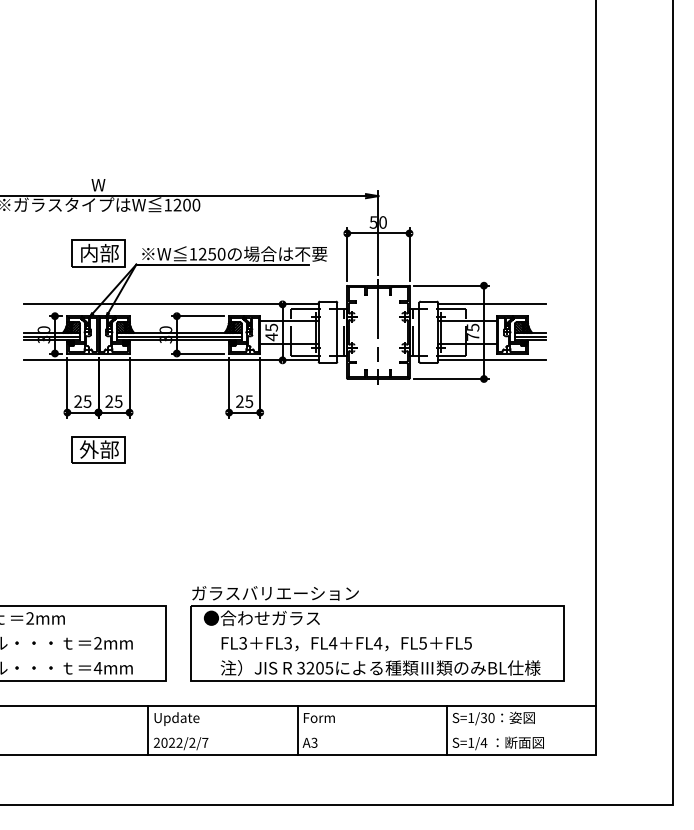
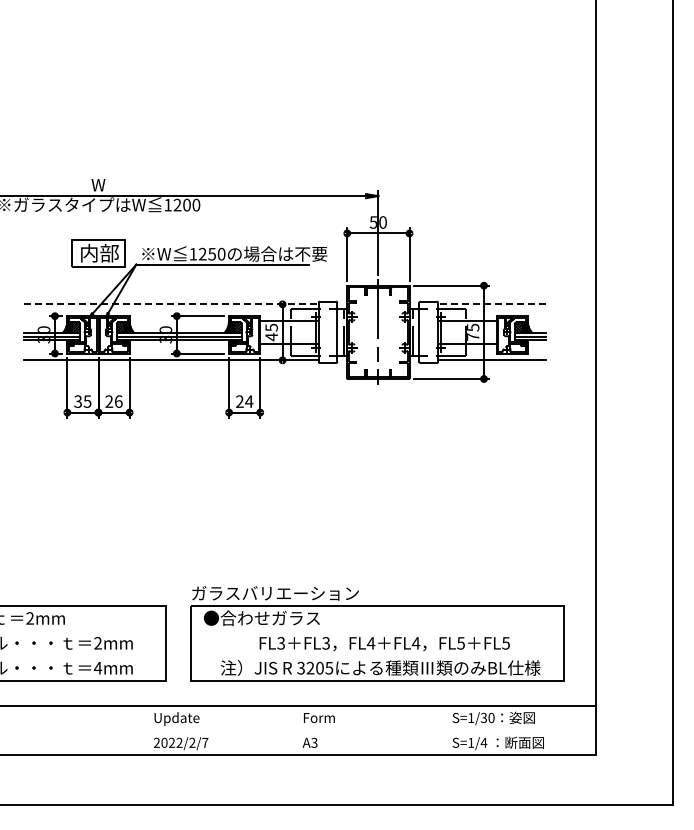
line: solid -> dashed (171, 304)
line: solid -> dashed (491, 304)
text: 25 -> 35 (77, 401)
text: 25 -> 26 (118, 401)
text: 25 -> 24 (249, 401)
part: present -> none (98, 449)
text position: (346, 644) -> (384, 644) (384, 644)
line: present -> none (148, 730)
line: present -> none (297, 730)
line: present -> none (446, 730)
